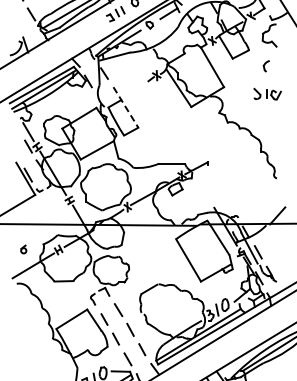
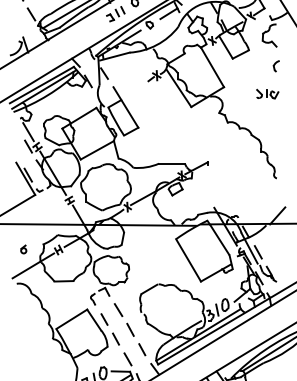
part position: (265, 66) -> (275, 66) (275, 66)
part size: 29x14 px -> 24x12 px (267, 93)
line: dashed -> solid (125, 107)
